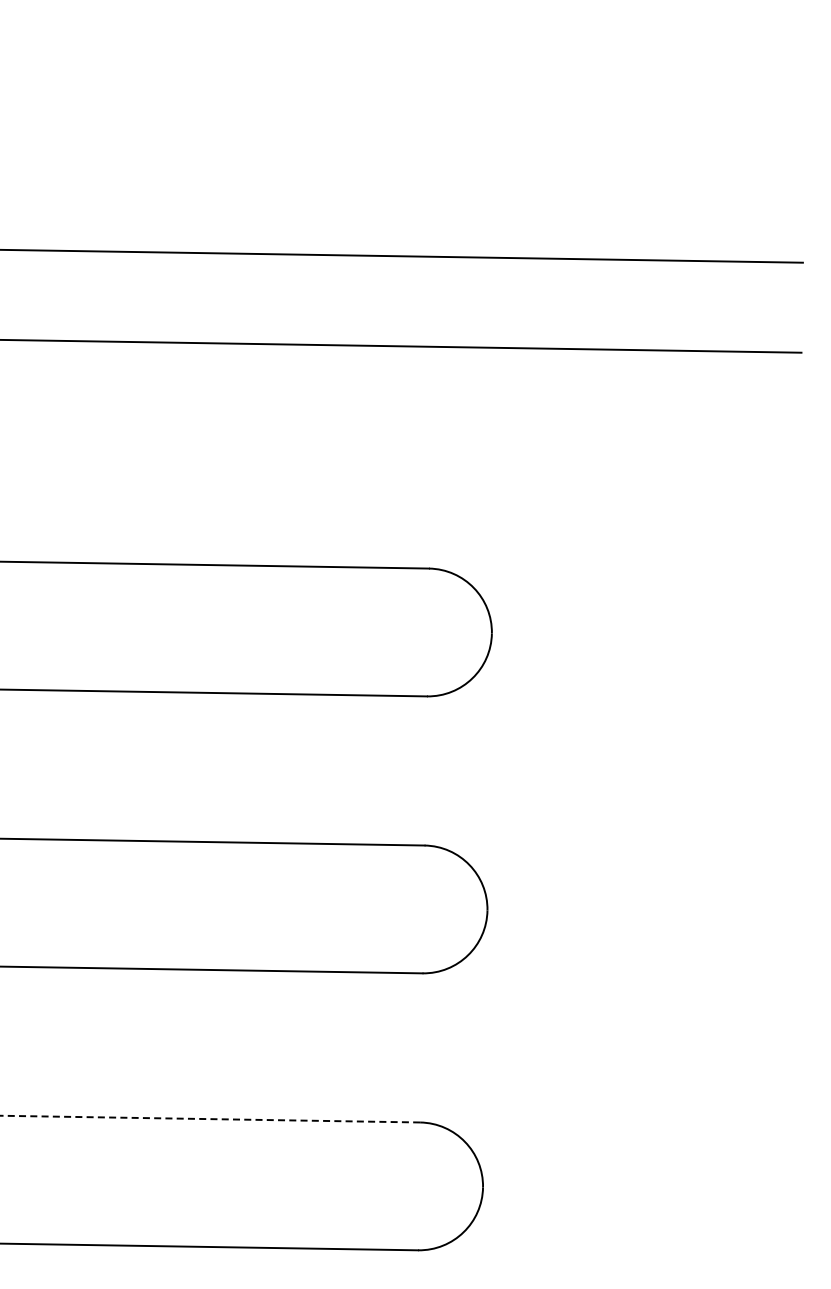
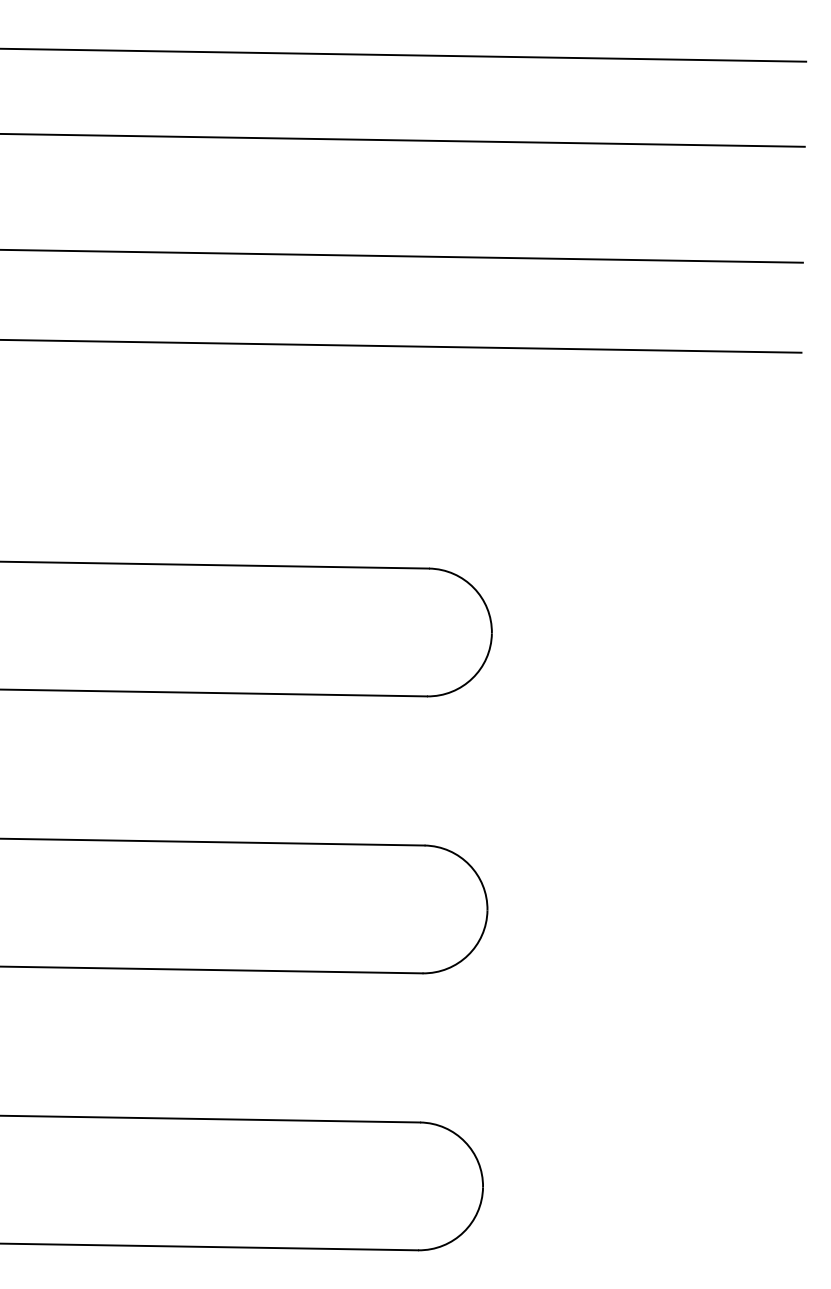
line: none -> present (404, 54)
line: none -> present (403, 139)
line: dashed -> solid (210, 1119)
